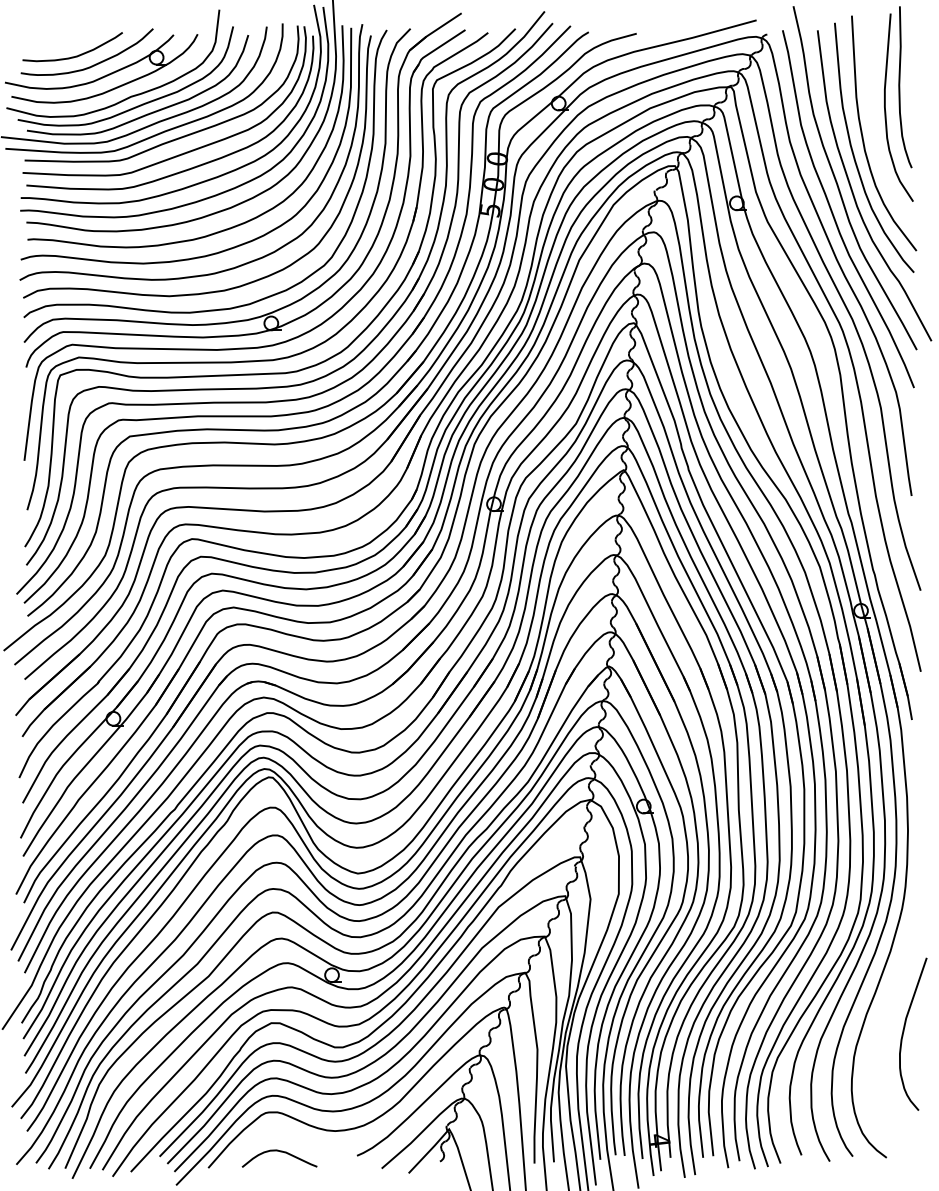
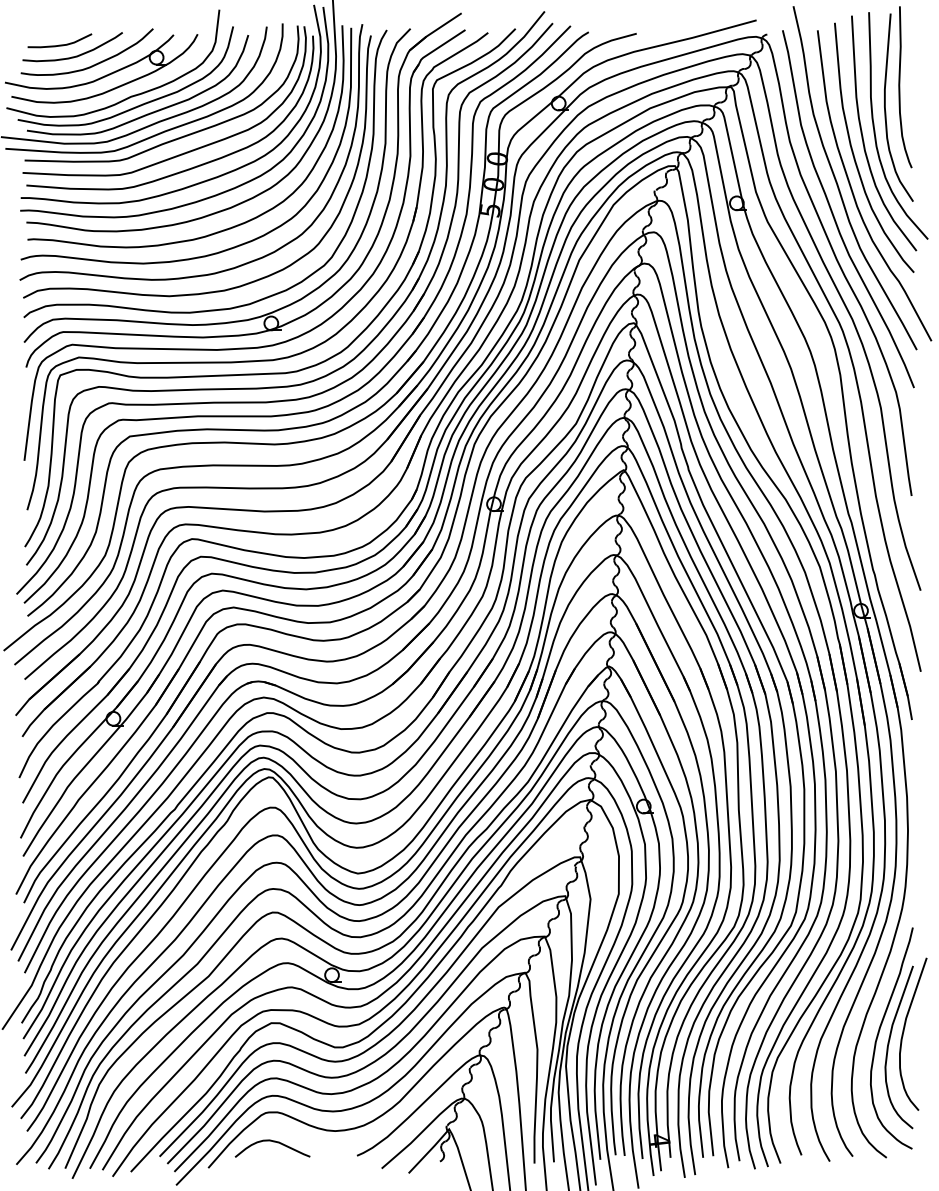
curve: none -> present (59, 44)
curve: none -> present (875, 130)
part: none -> present (891, 1038)
curve position: (280, 1152) -> (273, 1142) (273, 1142)
